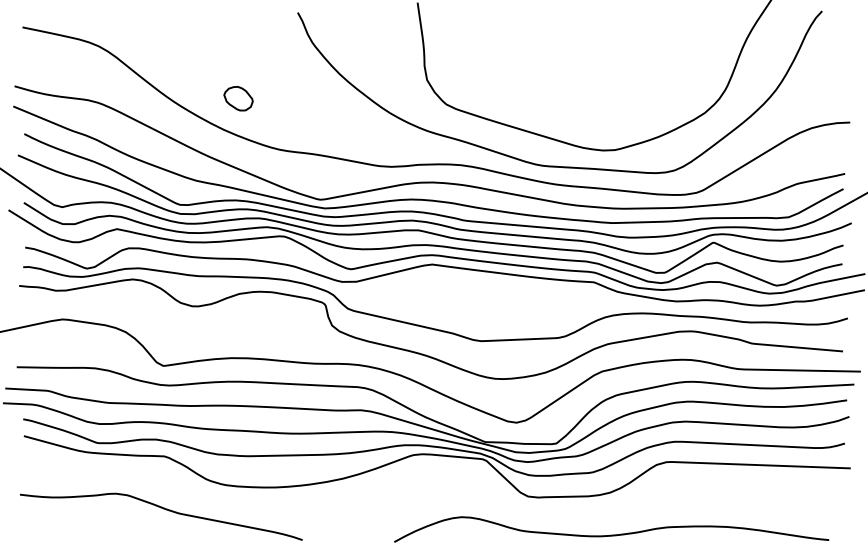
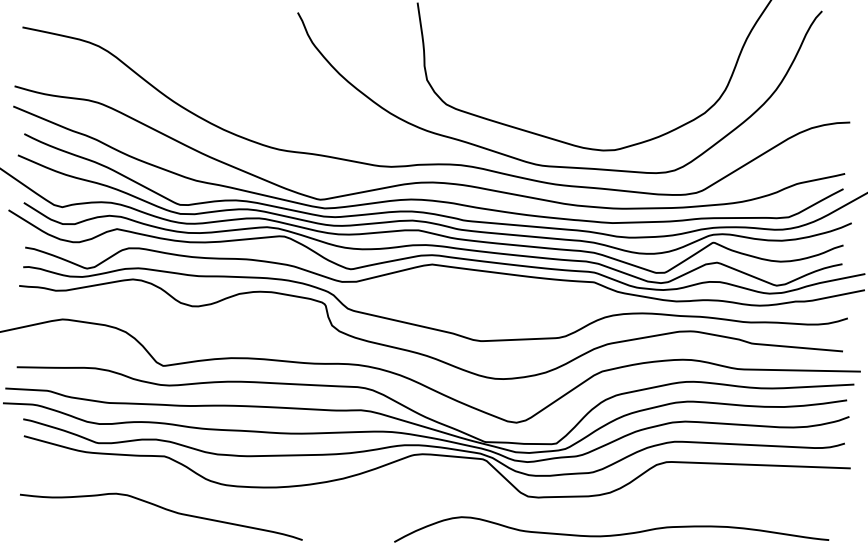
part: present -> none (238, 98)
